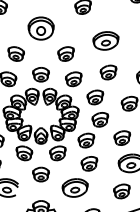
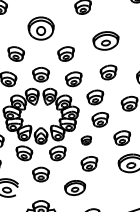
part size: 19x17 px -> 12x11 px (85, 140)
part size: 28x20 px -> 22x17 px (74, 188)
part: present -> none (121, 191)
